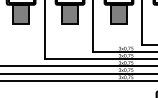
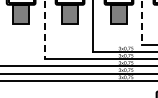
line: solid -> dashed (142, 23)
line: solid -> dashed (44, 30)
